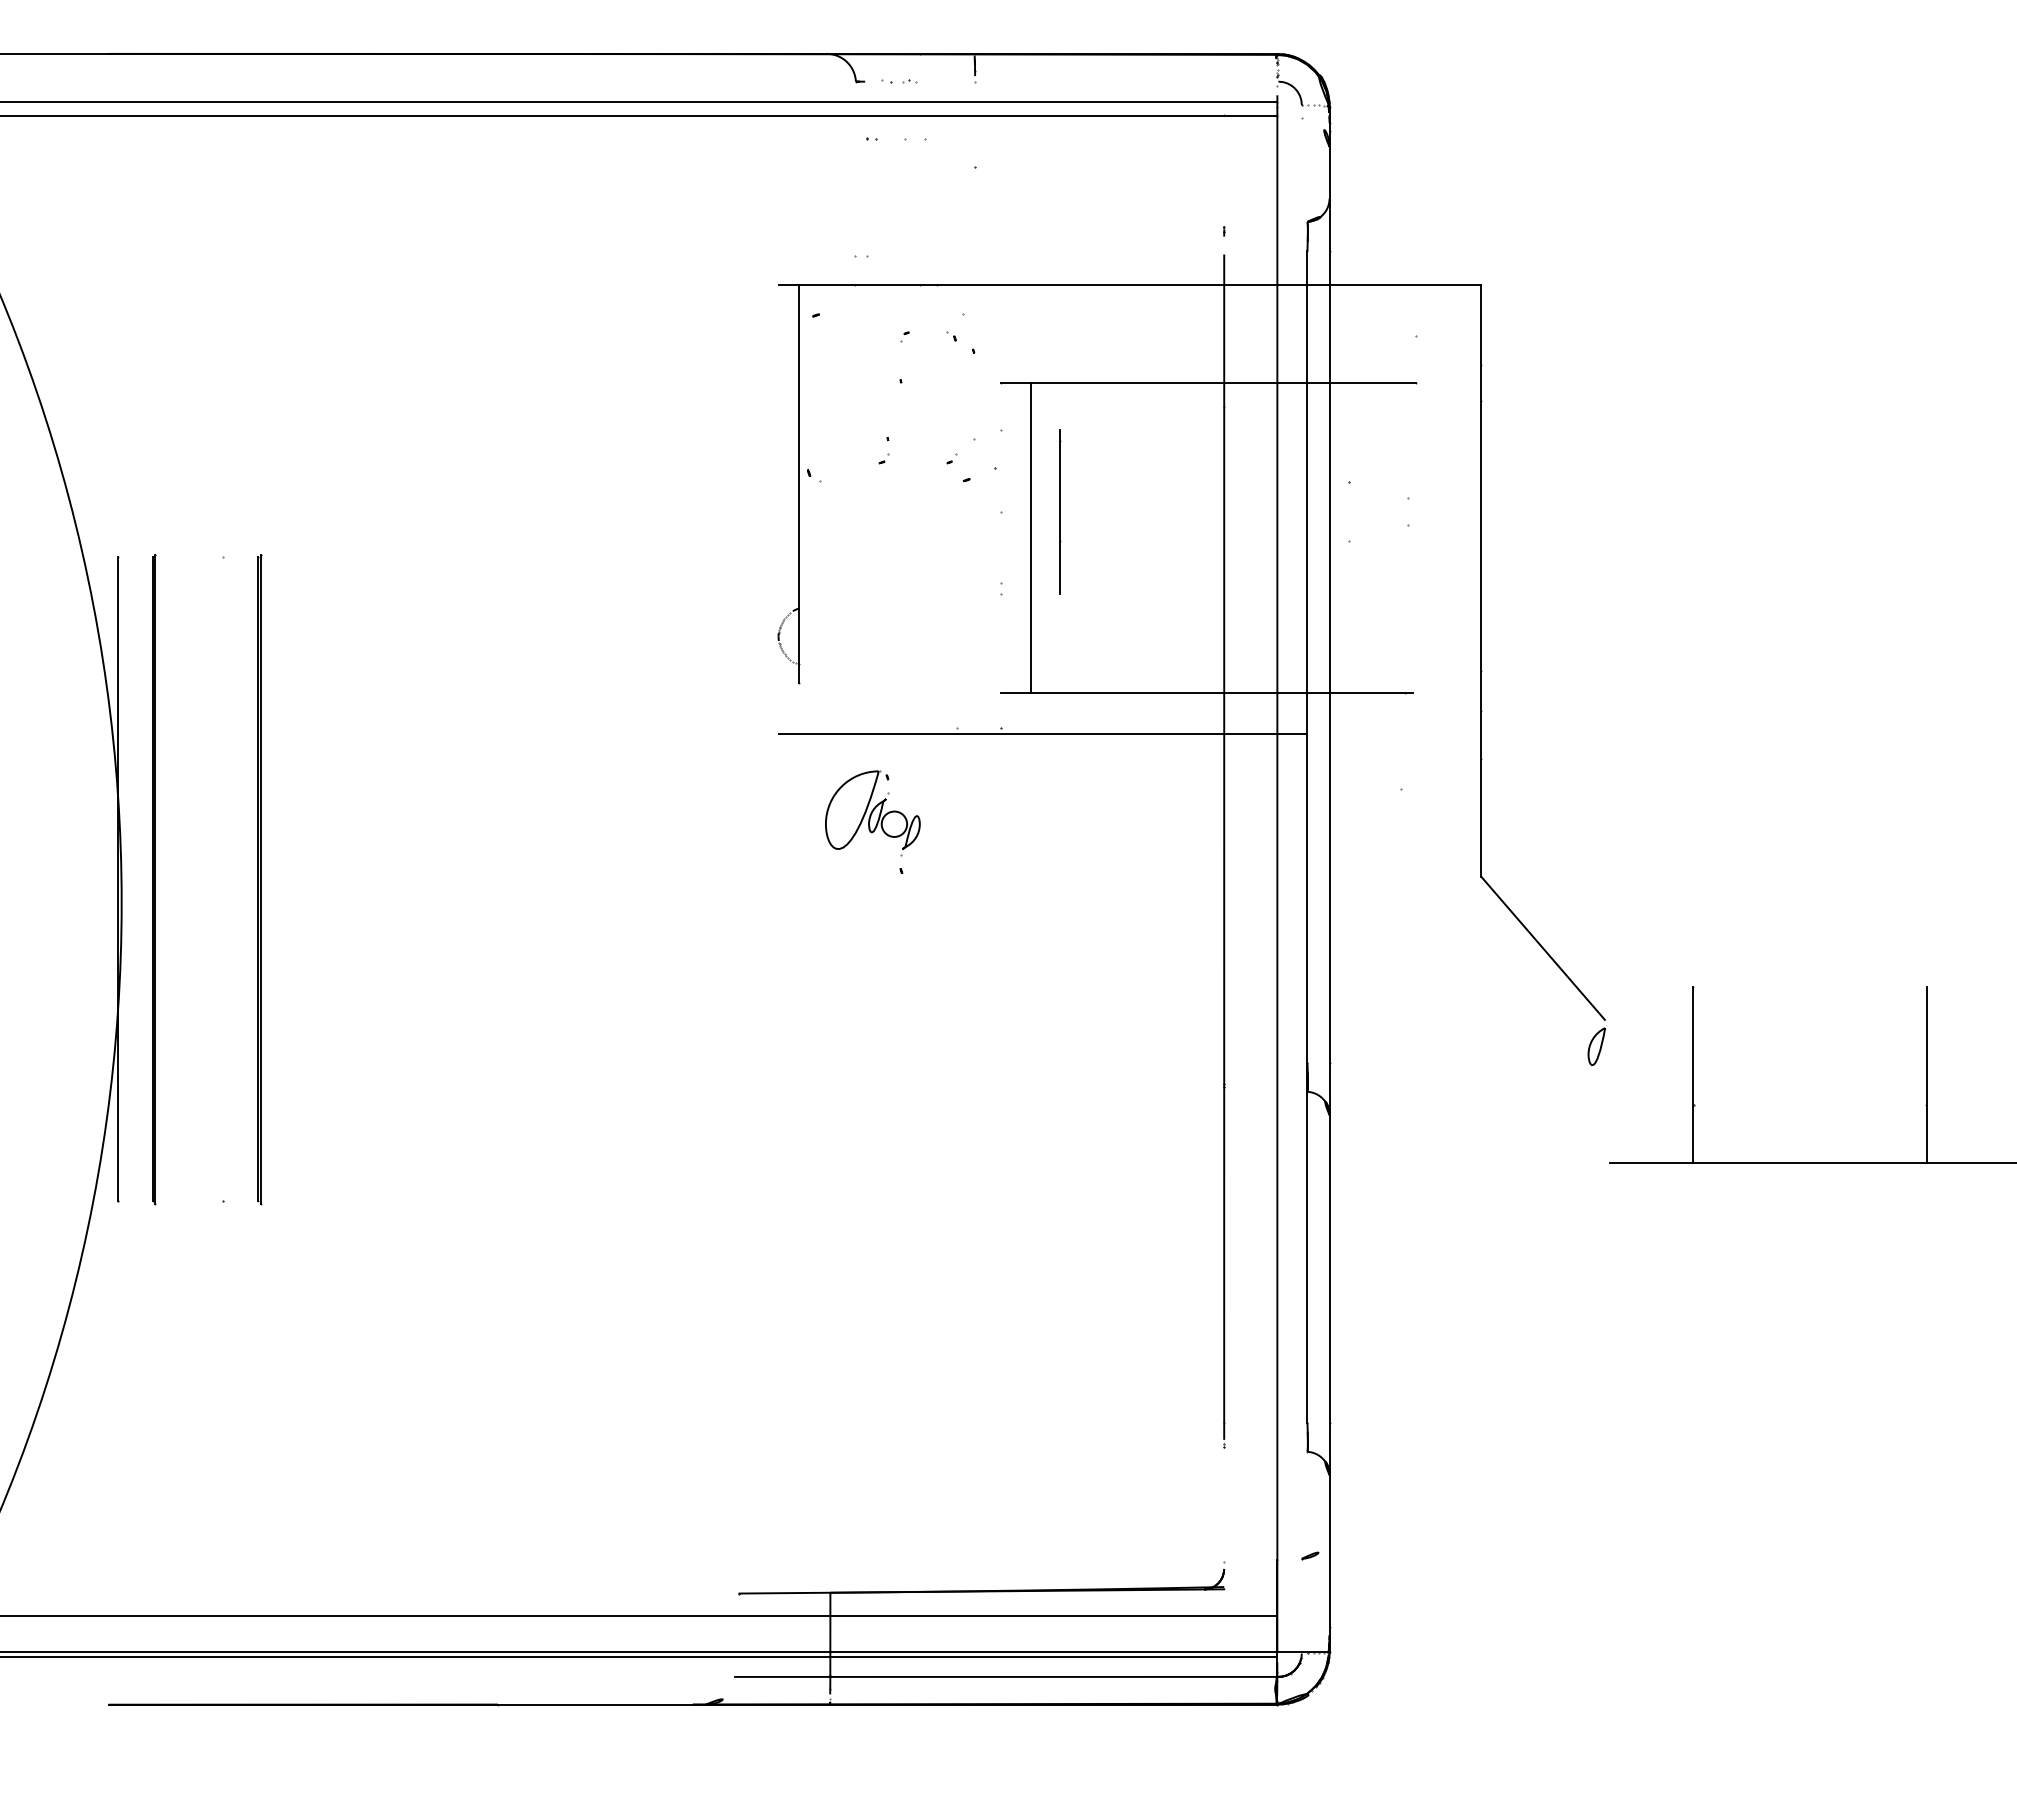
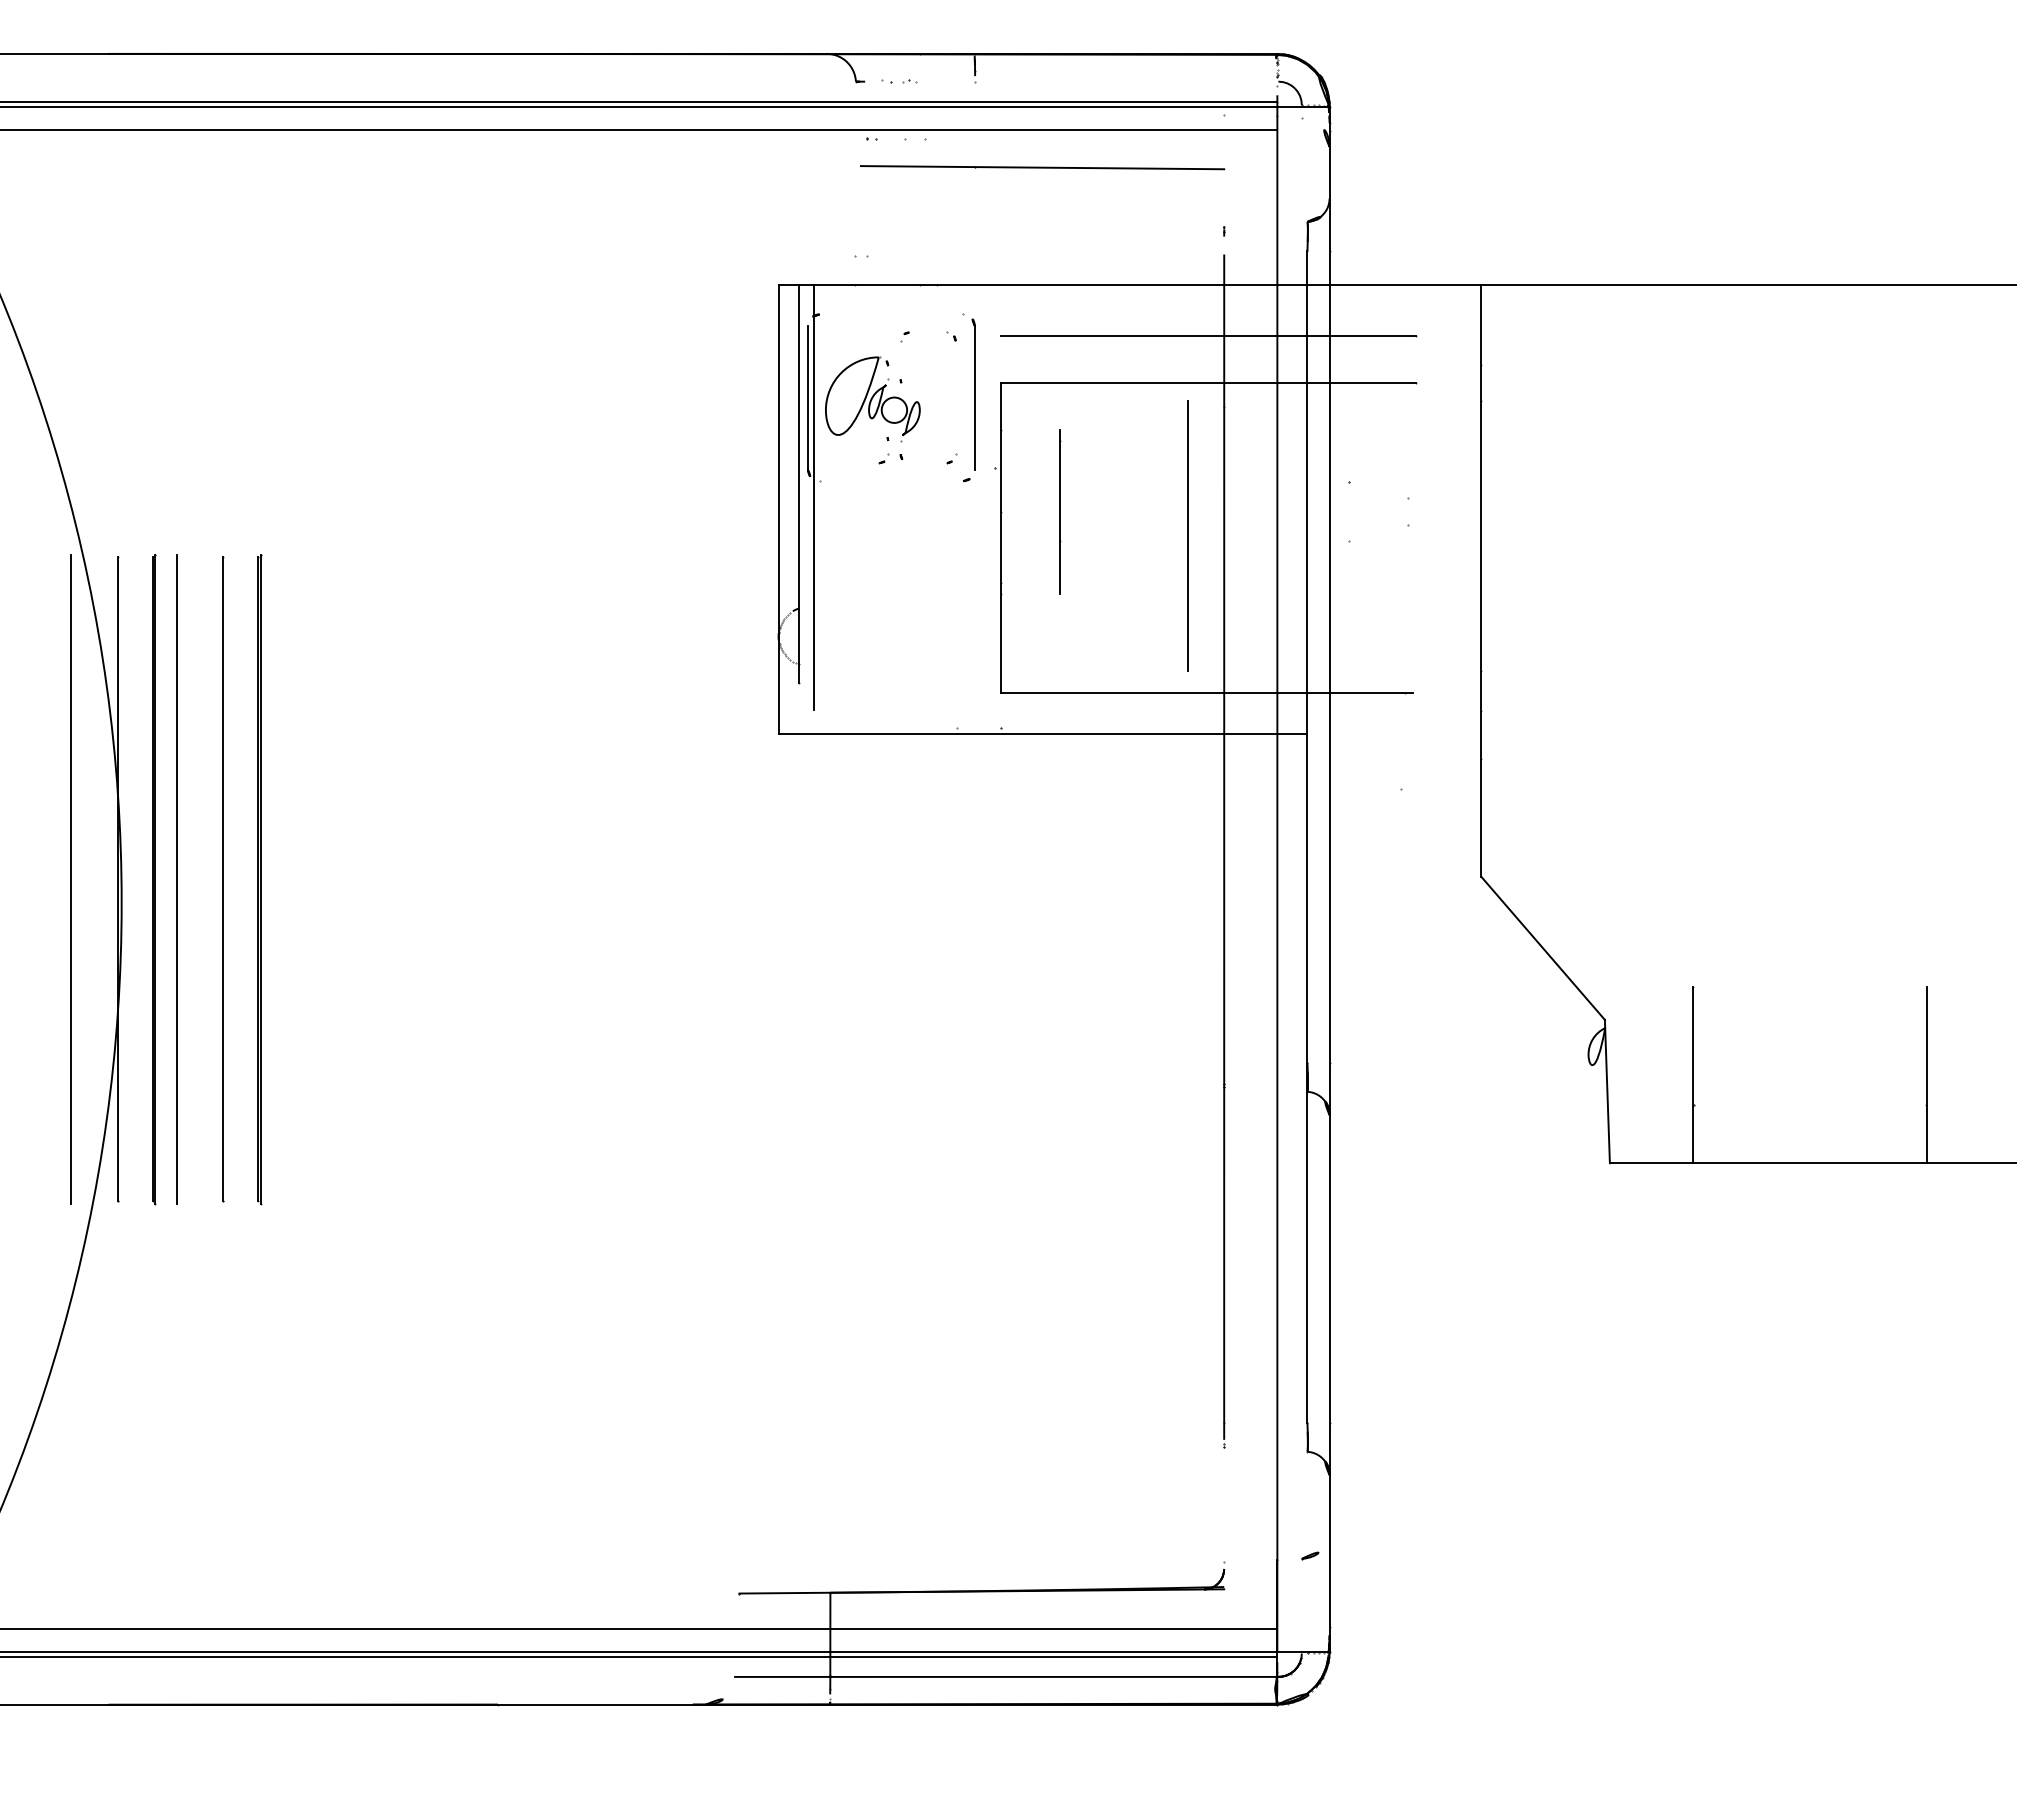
line: none -> present (665, 106)
line position: (639, 115) -> (639, 129) (639, 129)
line: none -> present (1042, 167)
line: none -> present (1747, 285)
line: none -> present (1208, 336)
part size: 4x93 px -> 5x153 px (973, 394)
line: none -> present (807, 397)
line: none -> present (814, 497)
line: none -> present (778, 509)
line: none -> present (1188, 535)
line position: (1031, 537) -> (1001, 537) (1001, 537)
part position: (872, 821) -> (872, 407) (872, 407)
line: none -> present (70, 878)
line: none -> present (177, 878)
line: none -> present (223, 879)
line: none -> present (1606, 1091)
line position: (639, 1615) -> (639, 1628) (639, 1628)
line: none -> present (55, 1704)
